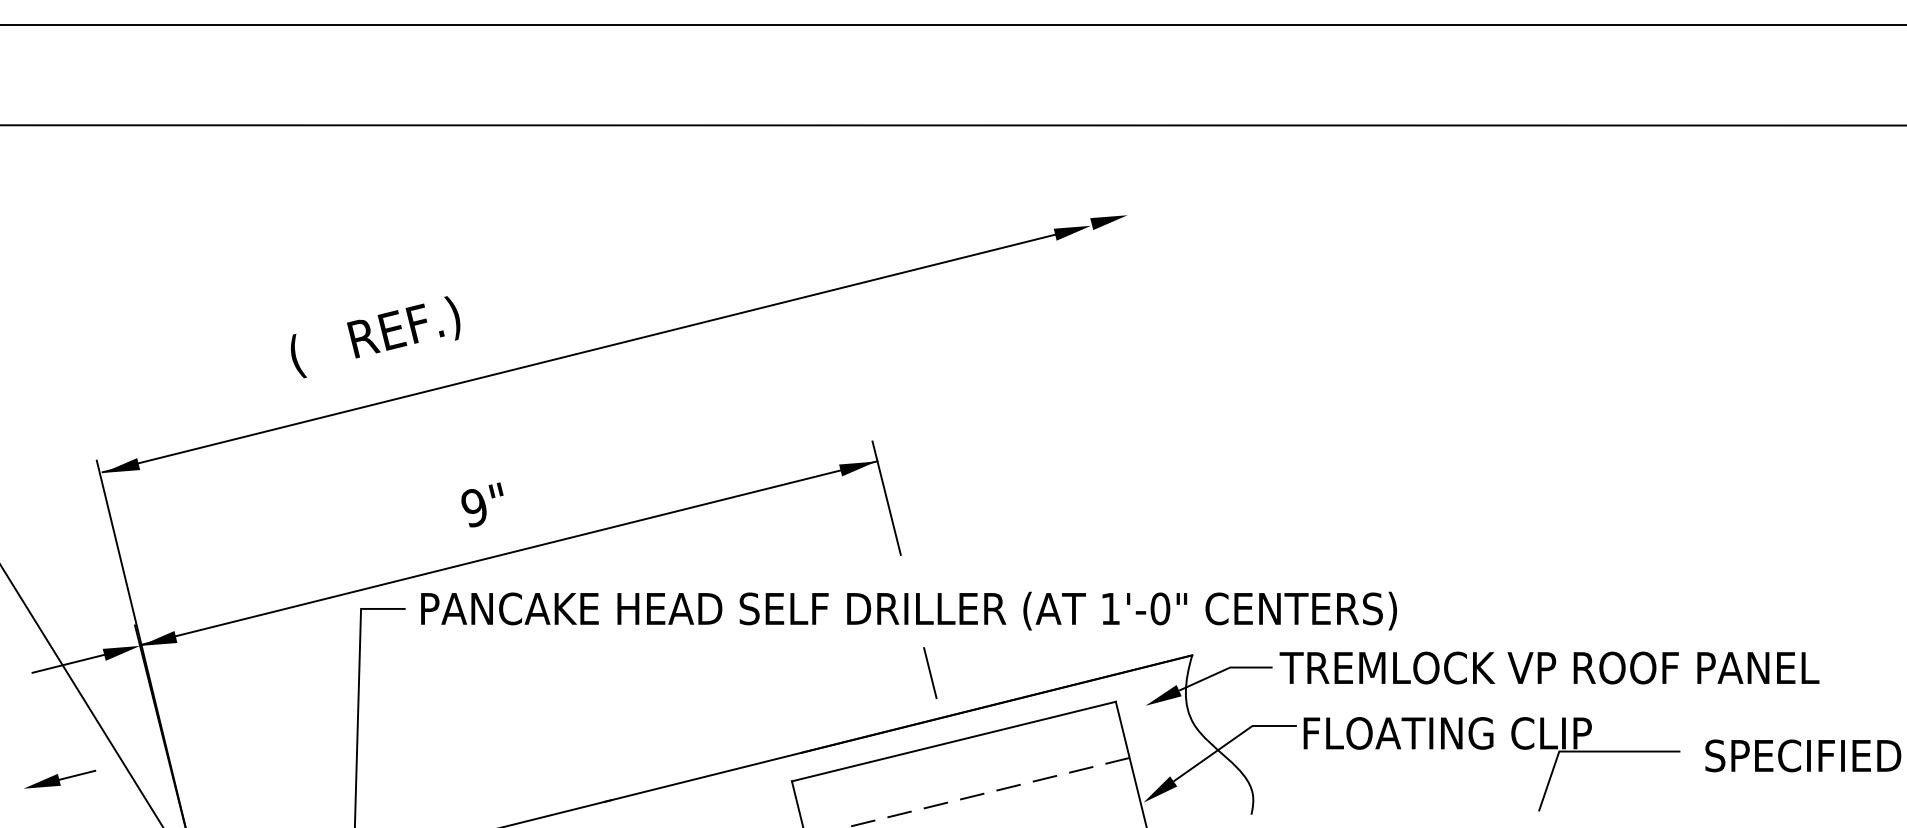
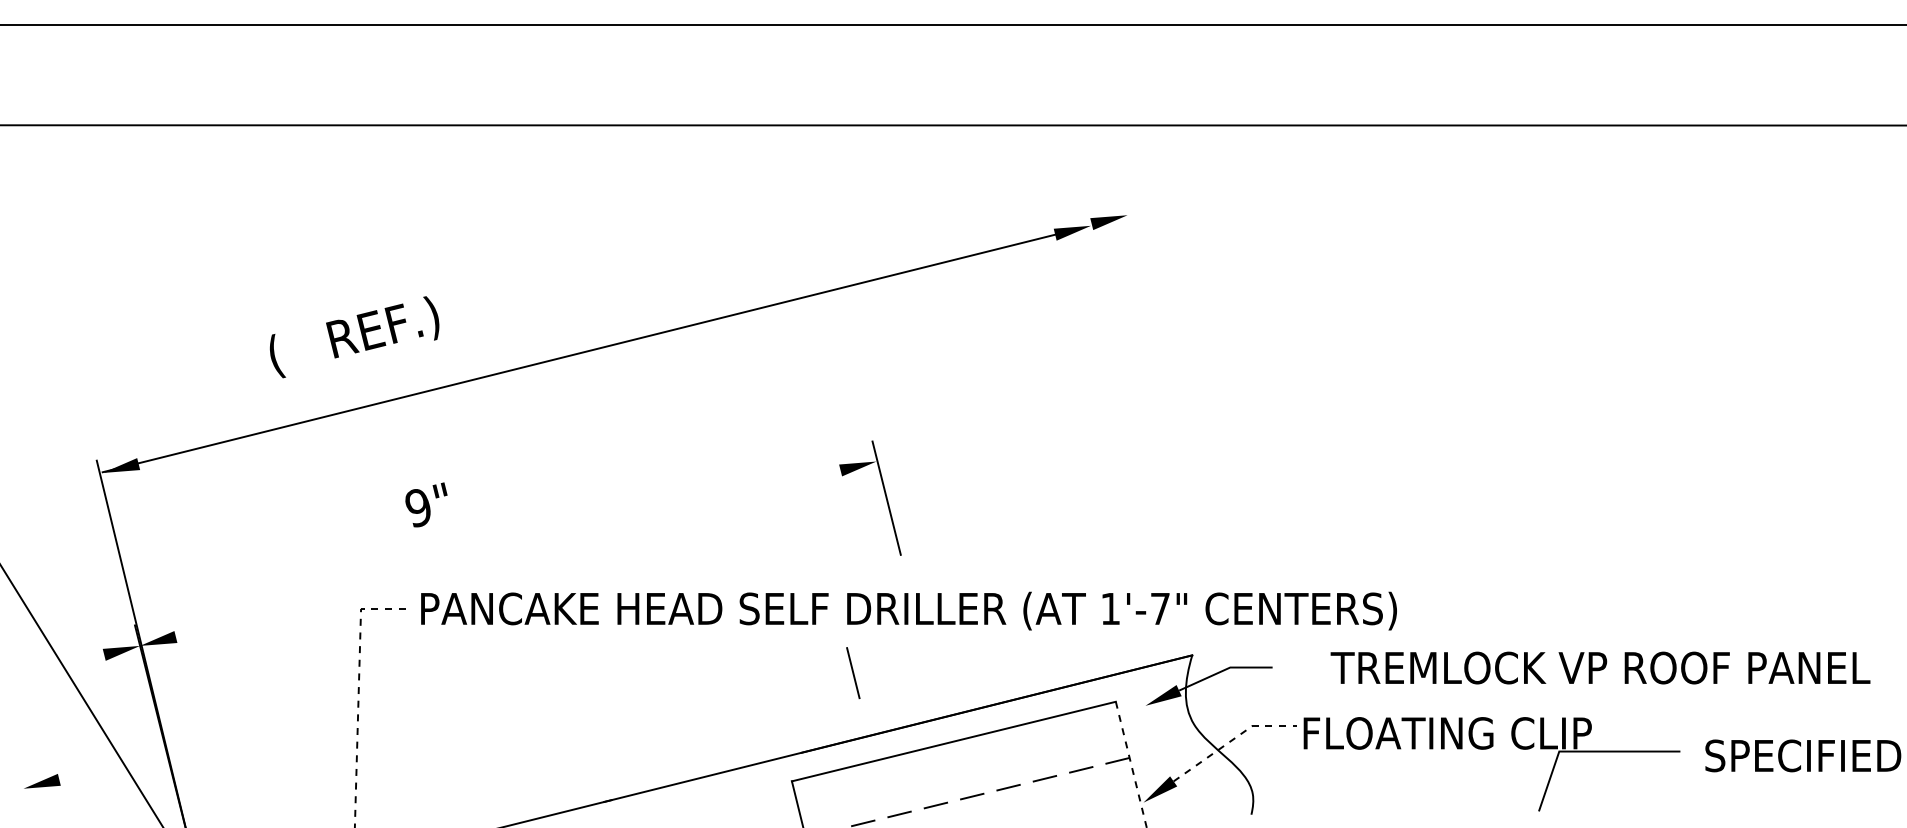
text position: (375, 337) -> (354, 337) (354, 337)
text position: (482, 504) -> (426, 504) (426, 504)
line: present -> none (508, 553)
text: 1'-0" -> 1'-7" (1160, 608)
line: present -> none (68, 663)
text position: (1549, 667) -> (1600, 667) (1600, 667)
line position: (930, 673) -> (853, 673) (853, 673)
line: solid -> dashed (358, 694)
line: solid -> dashed (1232, 740)
line: solid -> dashed (1131, 764)
line: present -> none (77, 774)
